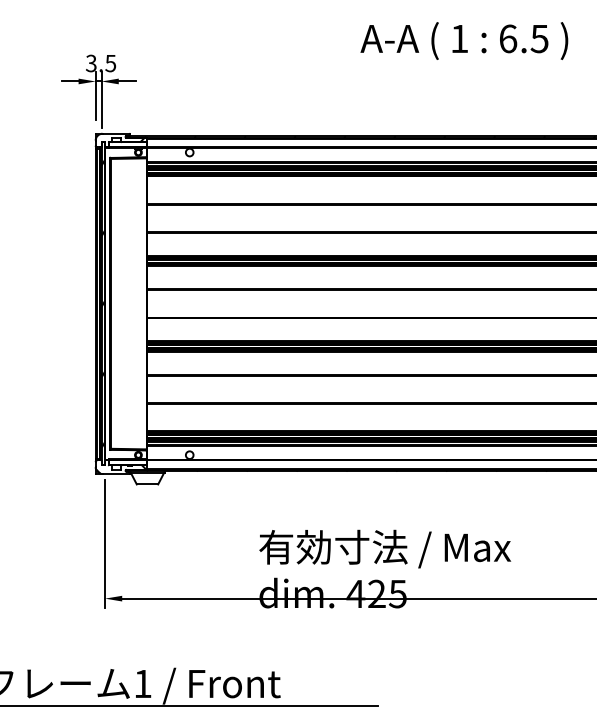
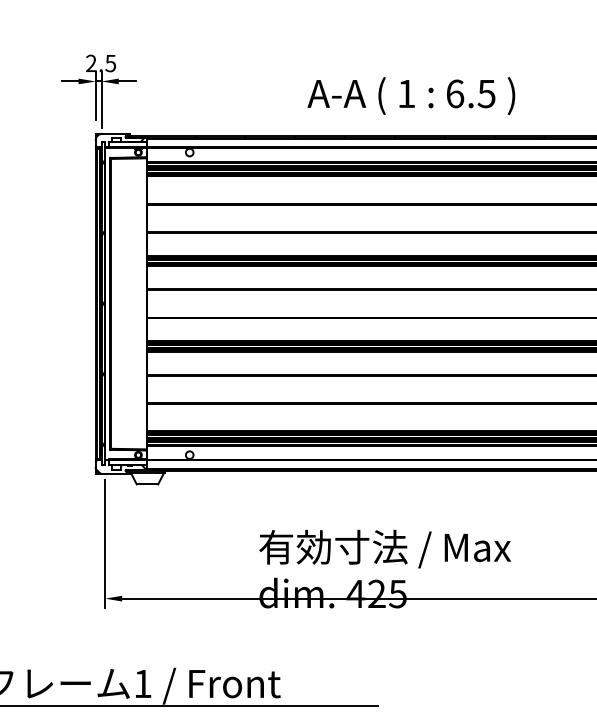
text position: (464, 40) -> (411, 95) (411, 95)
text: 3.5 -> 2.5 (91, 63)
